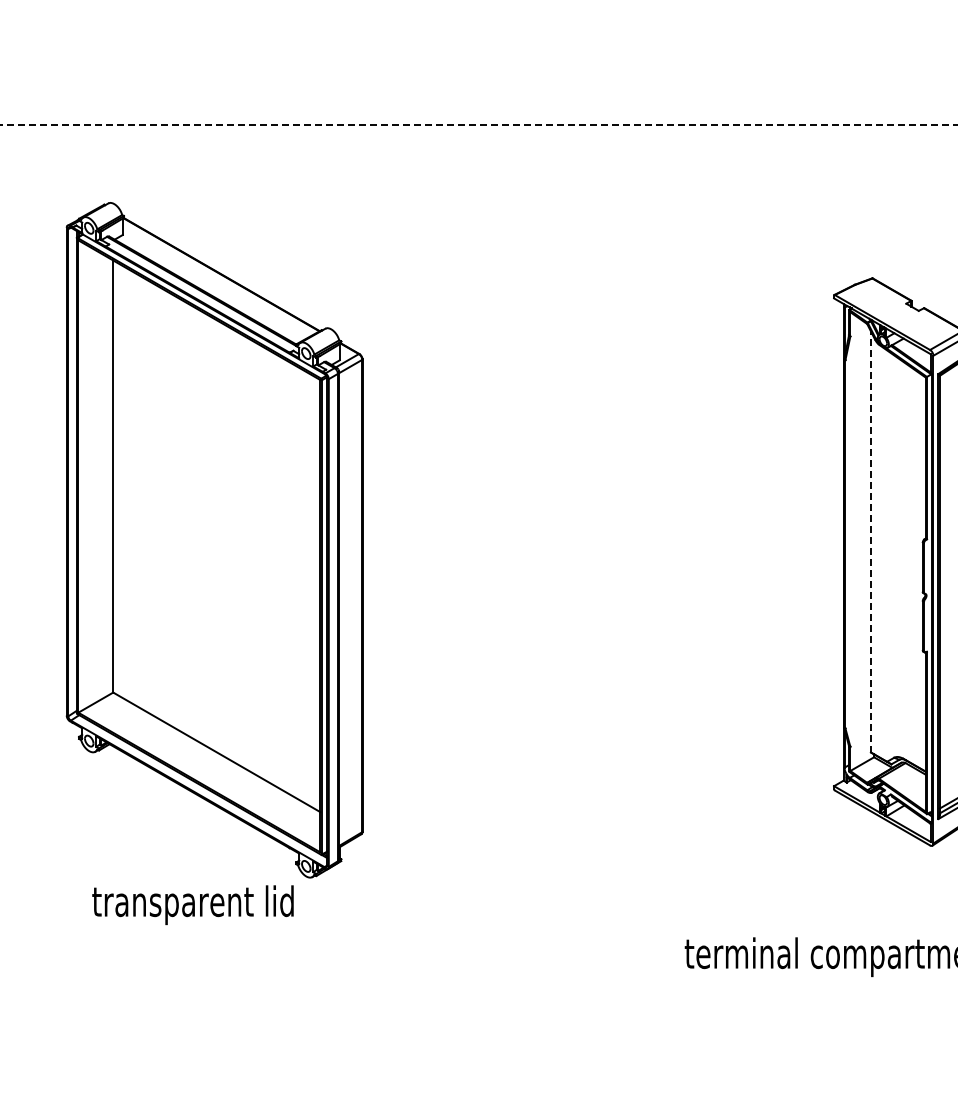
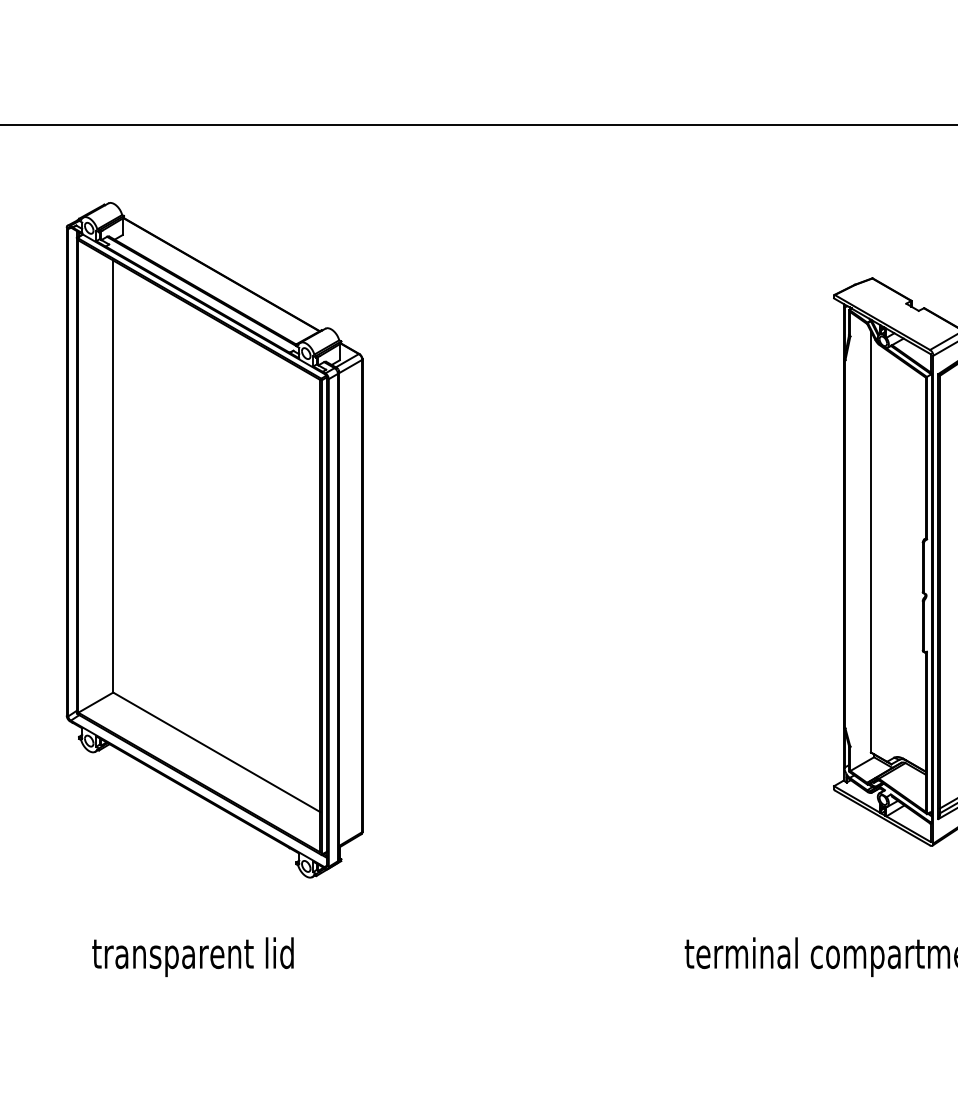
line: dashed -> solid (478, 124)
line: dashed -> solid (871, 542)
text position: (192, 905) -> (192, 957) (192, 957)
